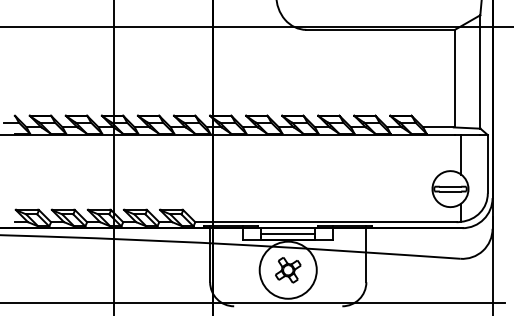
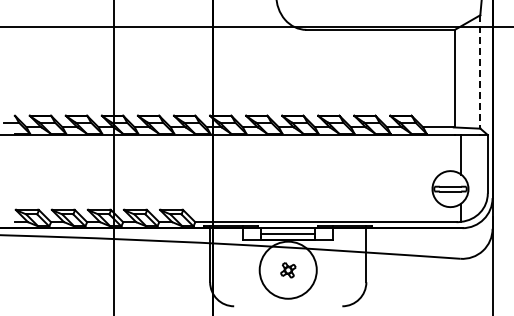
line: solid -> dashed (480, 71)
part size: 27x27 px -> 17x17 px (288, 270)
line: present -> none (253, 303)
